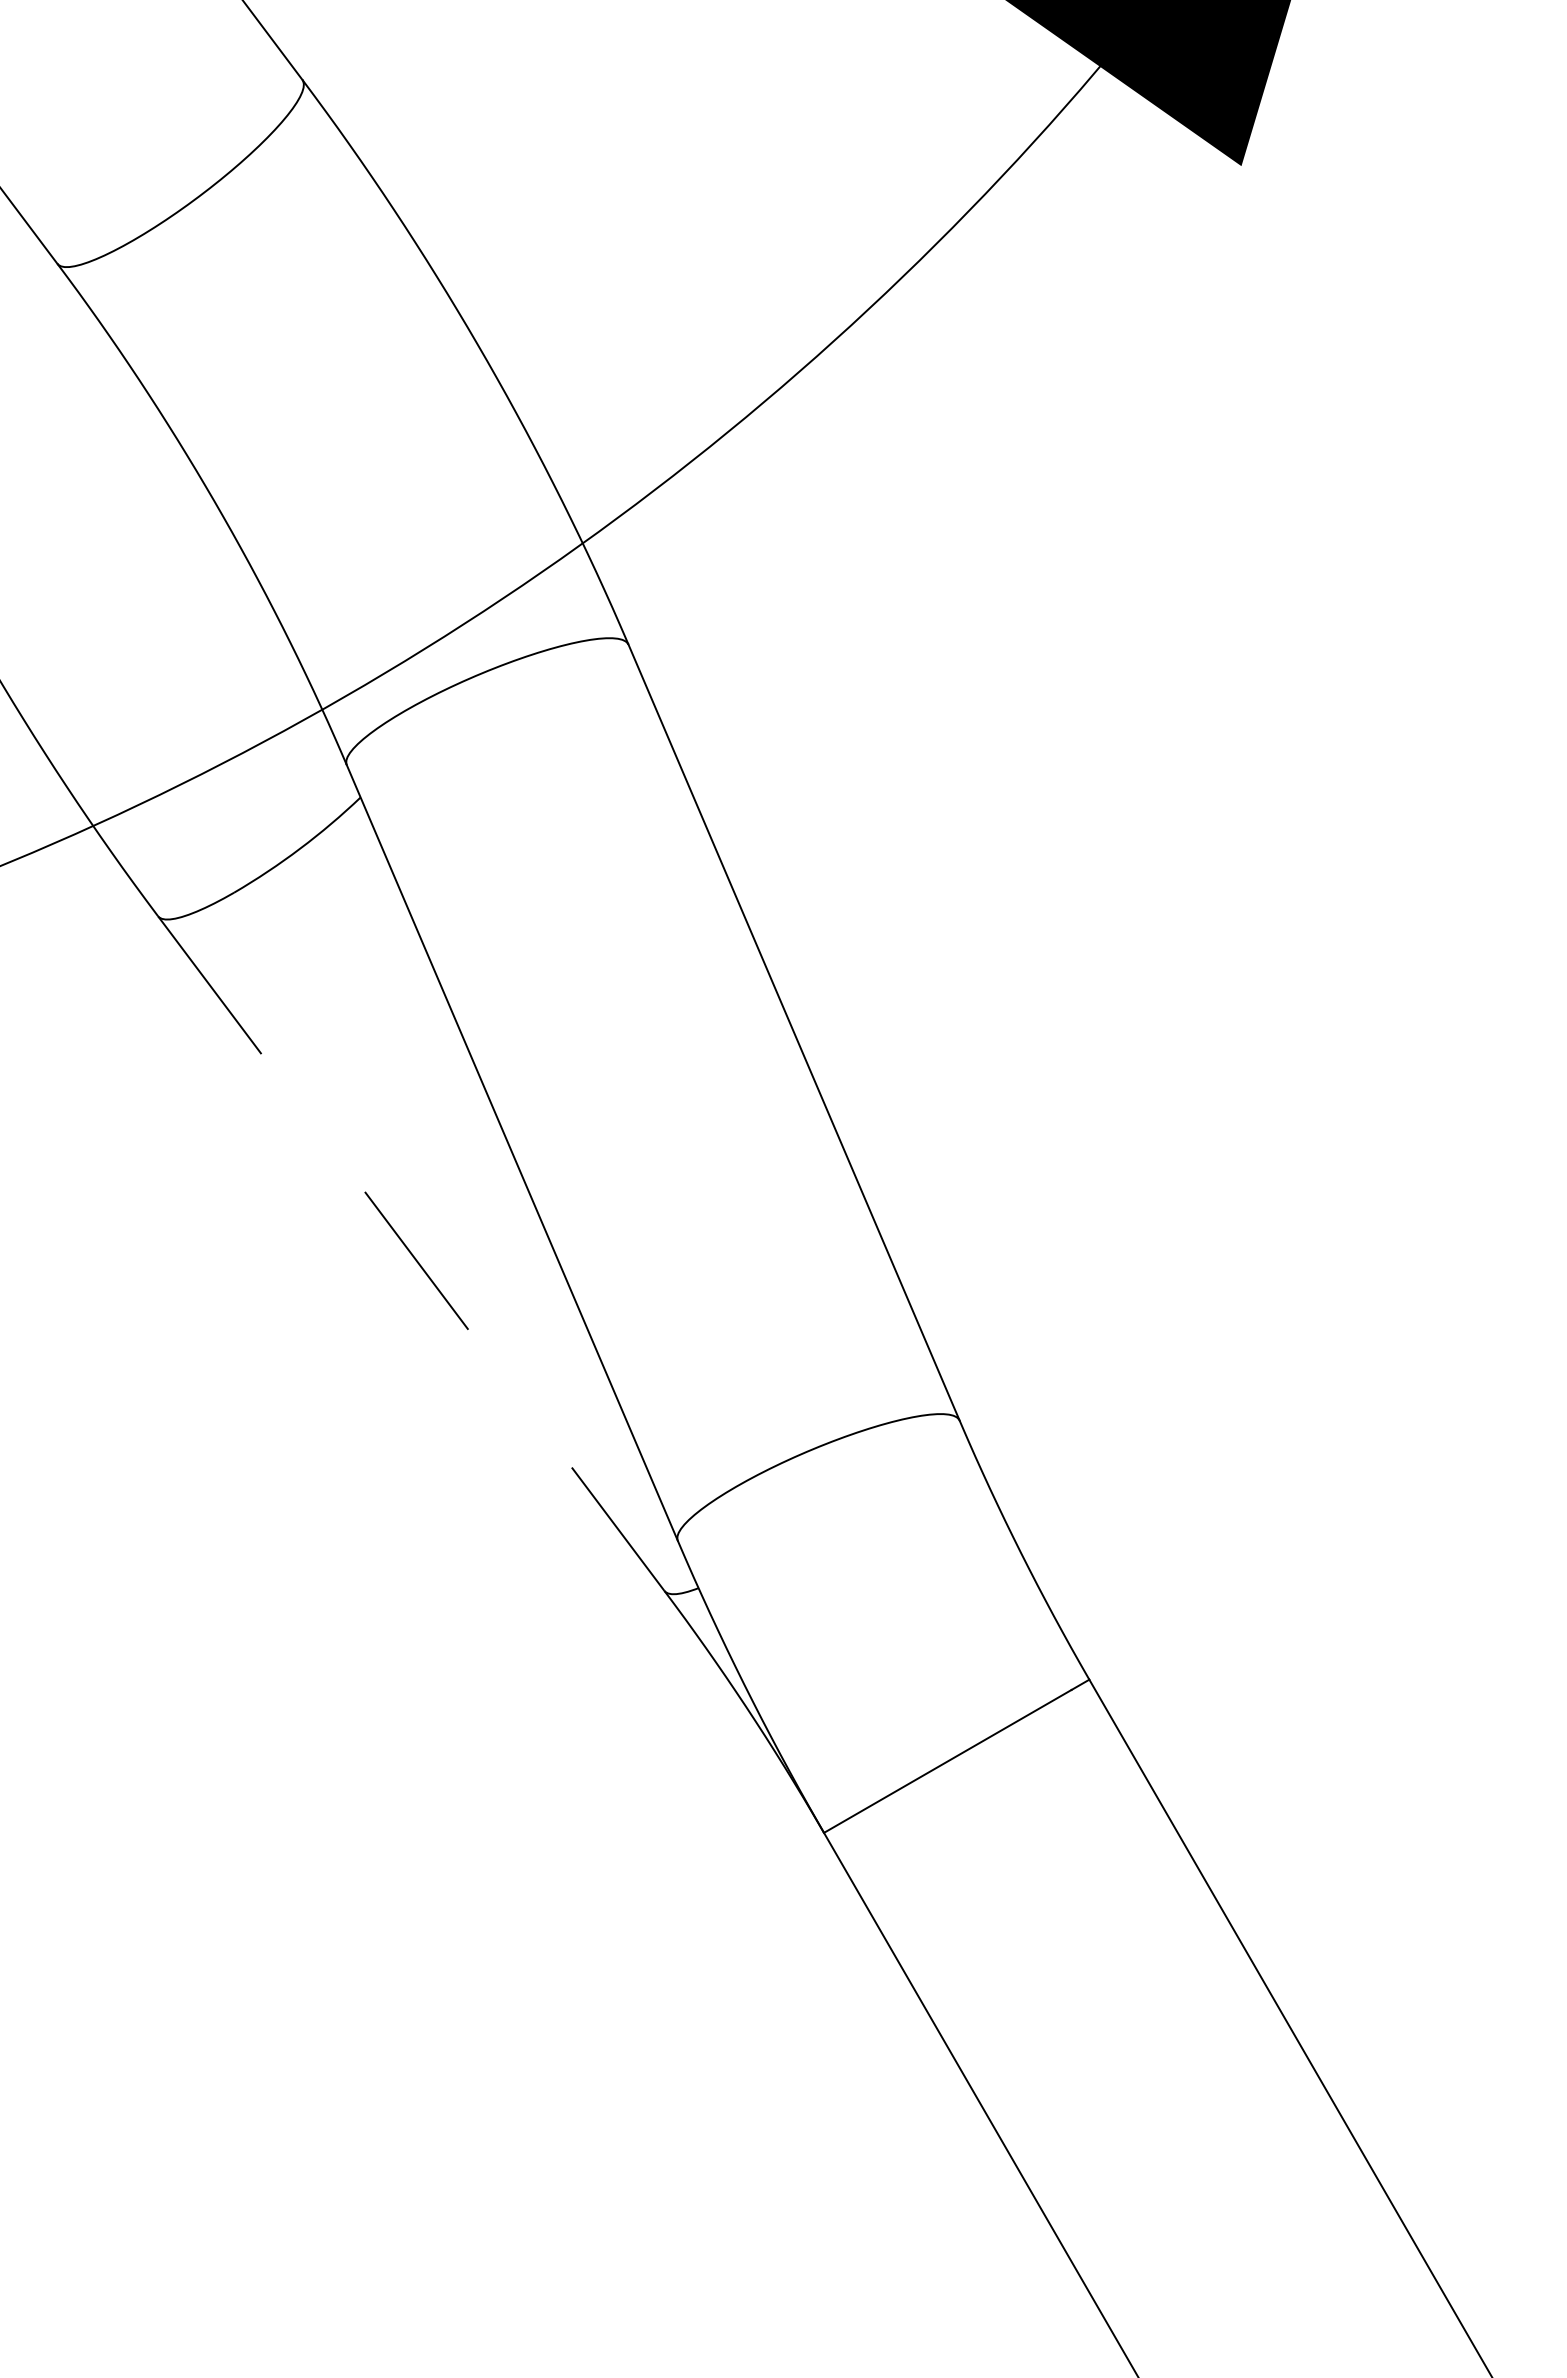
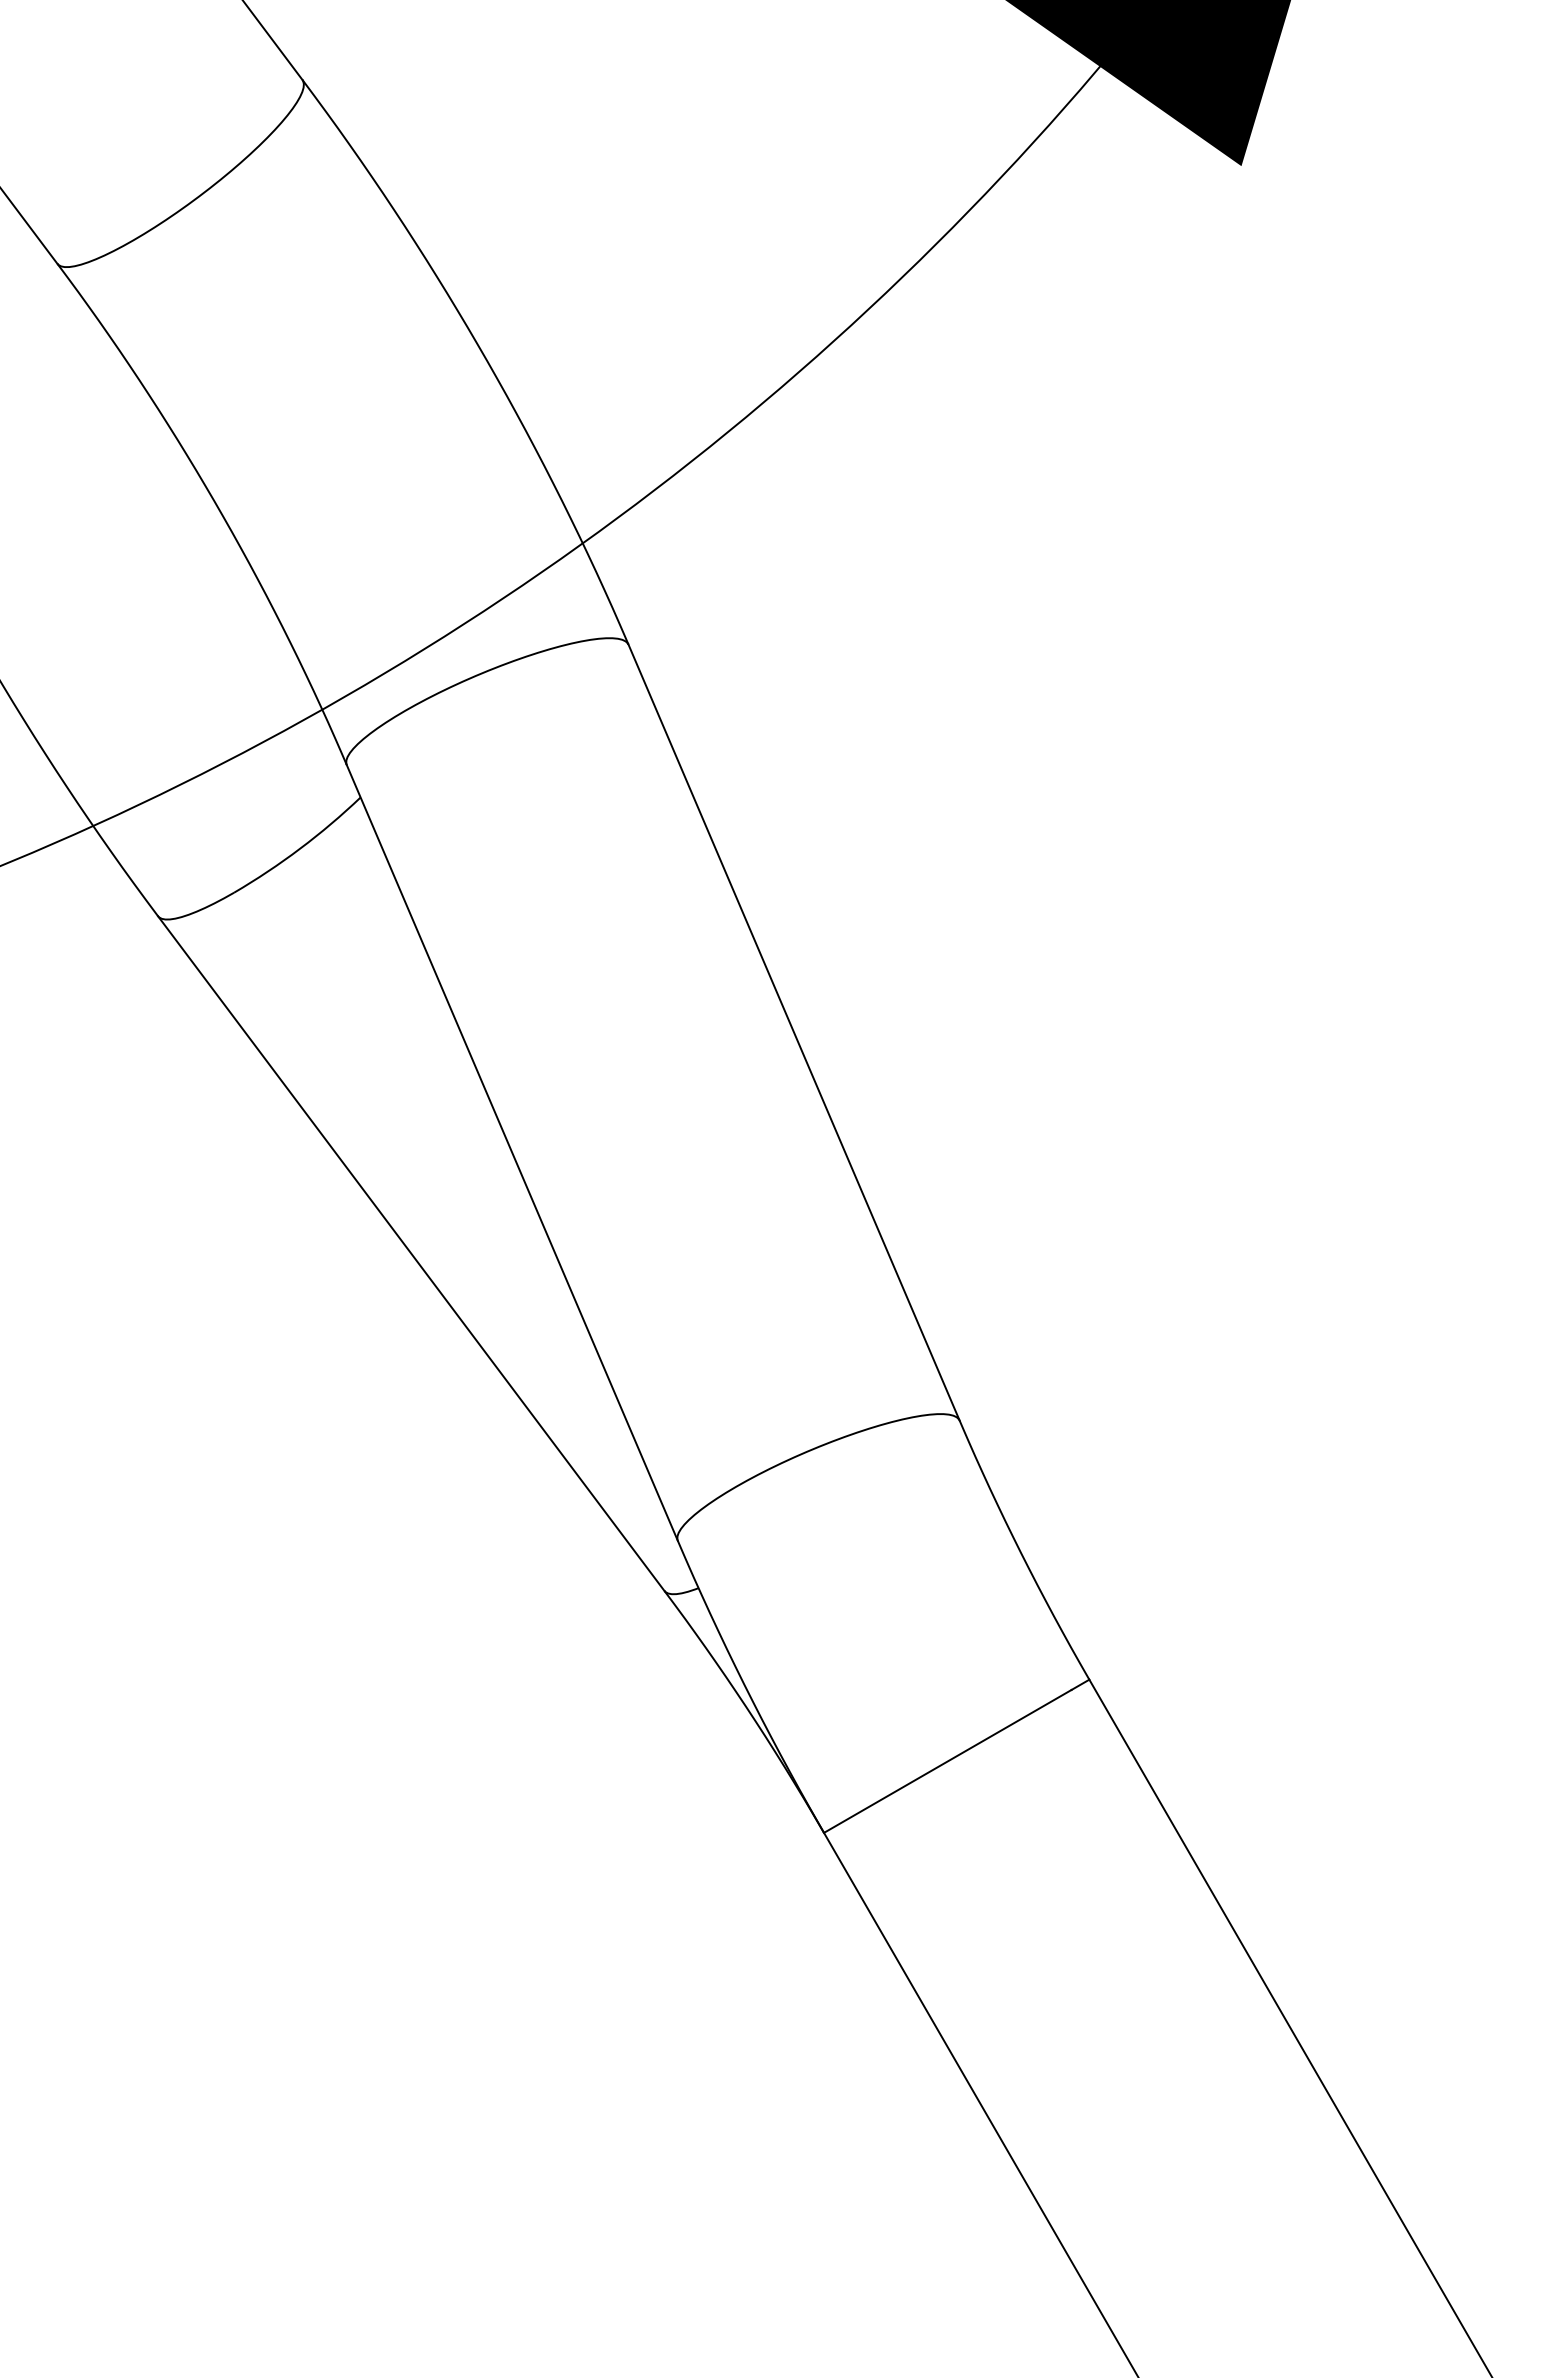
line: dashed -> solid (411, 1253)
